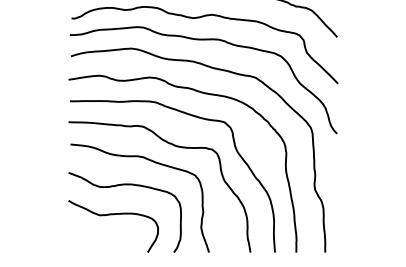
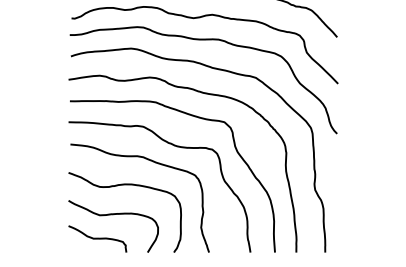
curve: none -> present (97, 238)
